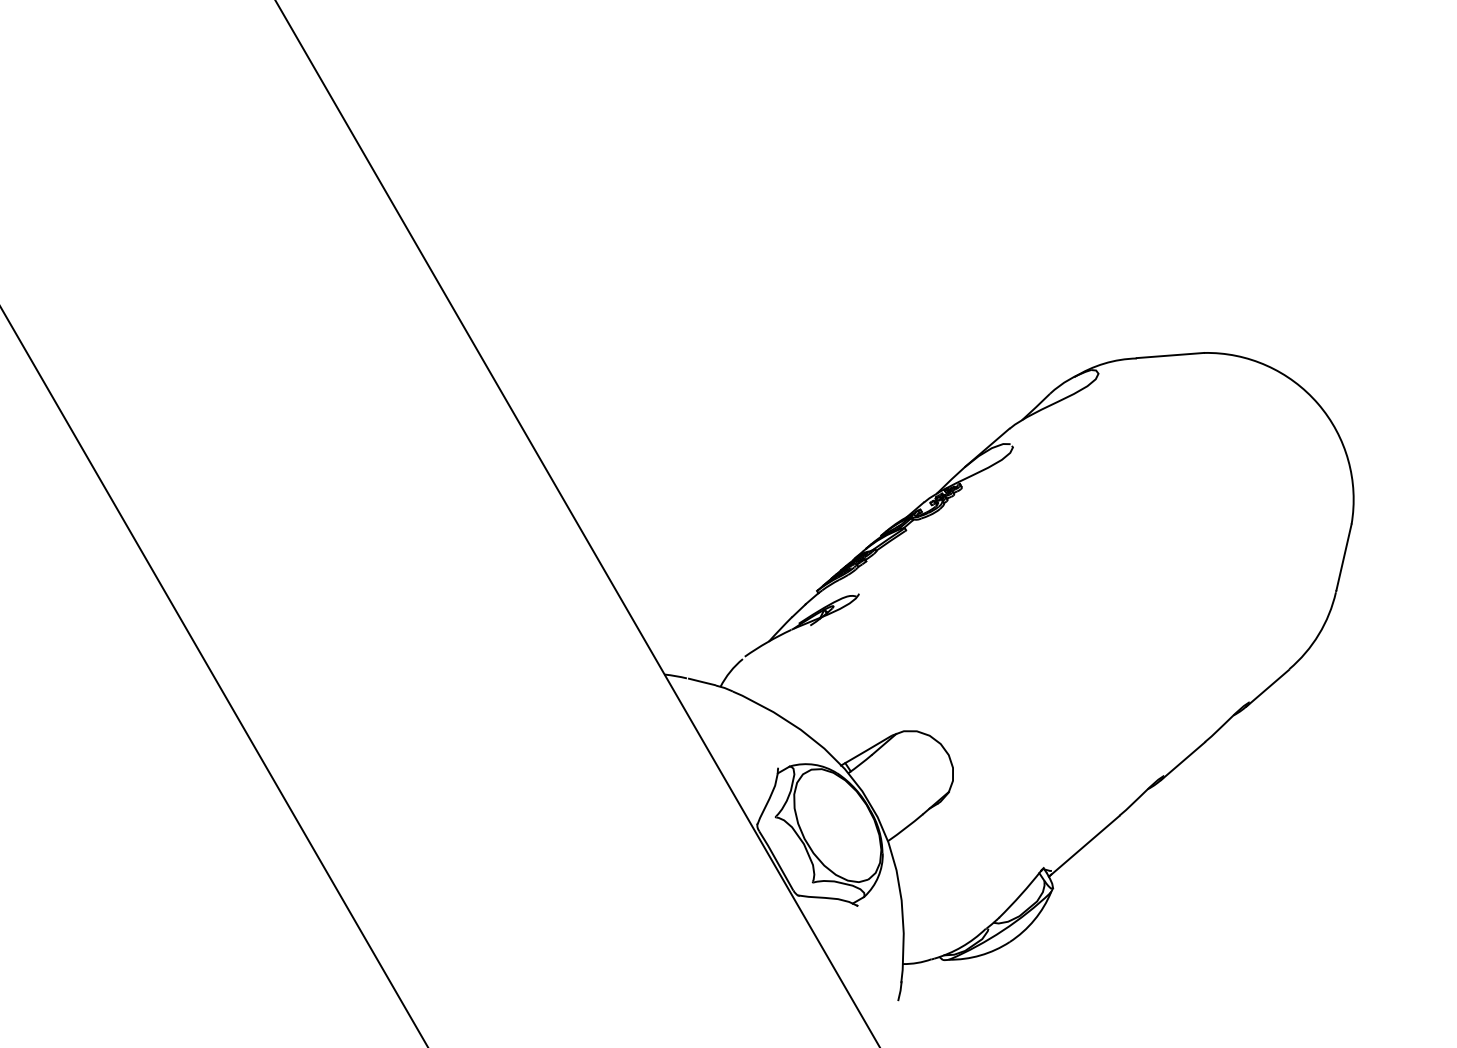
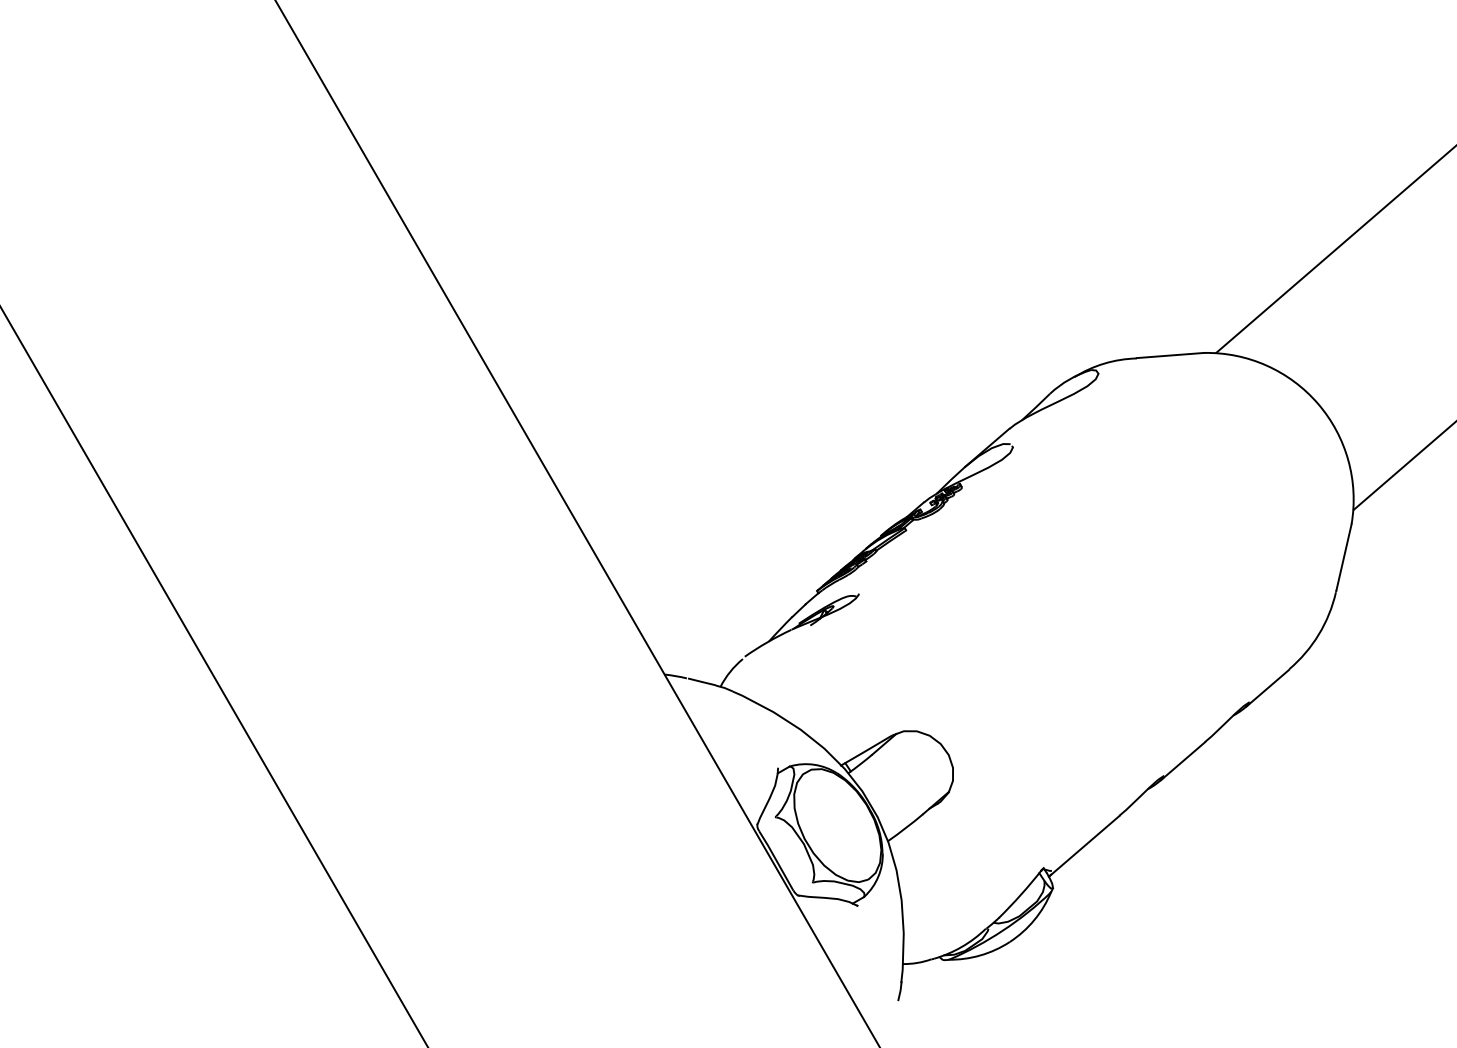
line: none -> present (1334, 250)
line: none -> present (1403, 466)
